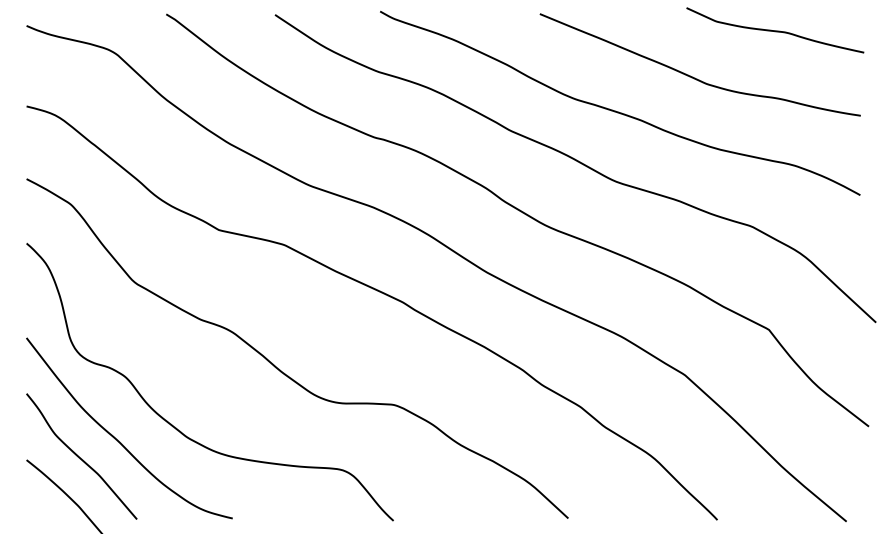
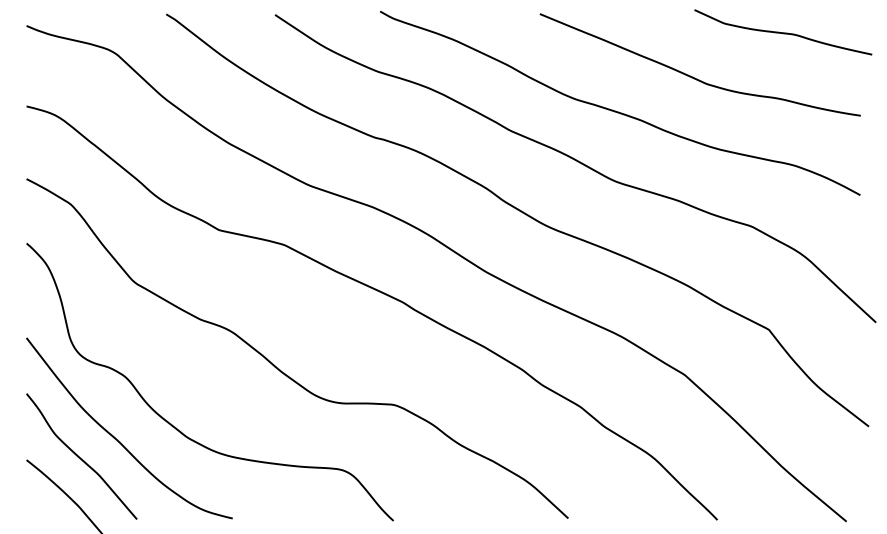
curve position: (775, 30) -> (783, 32) (783, 32)
